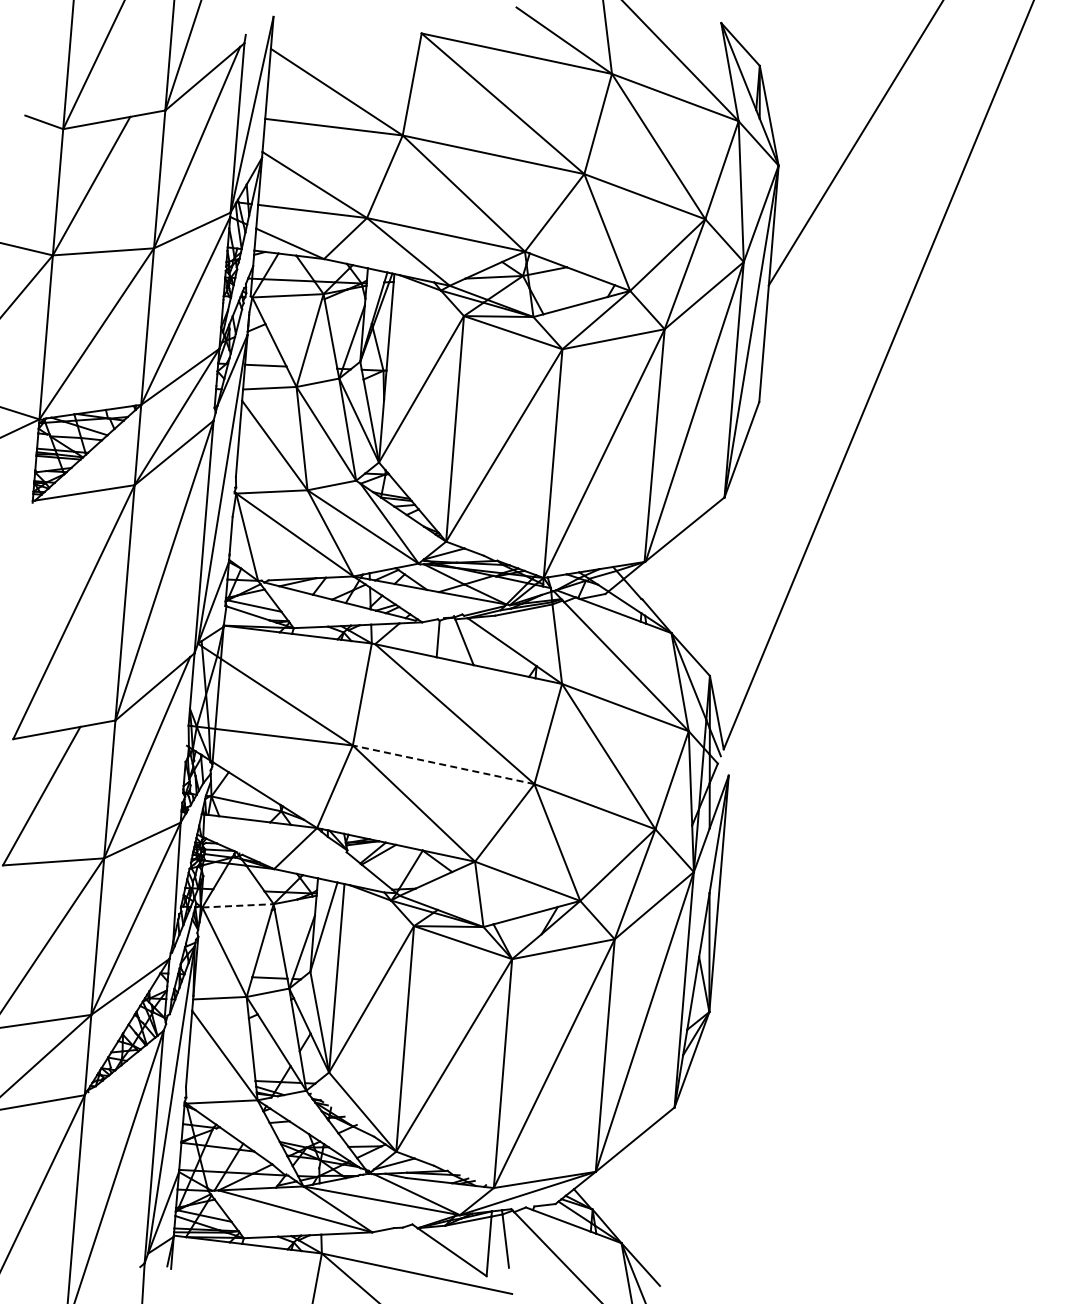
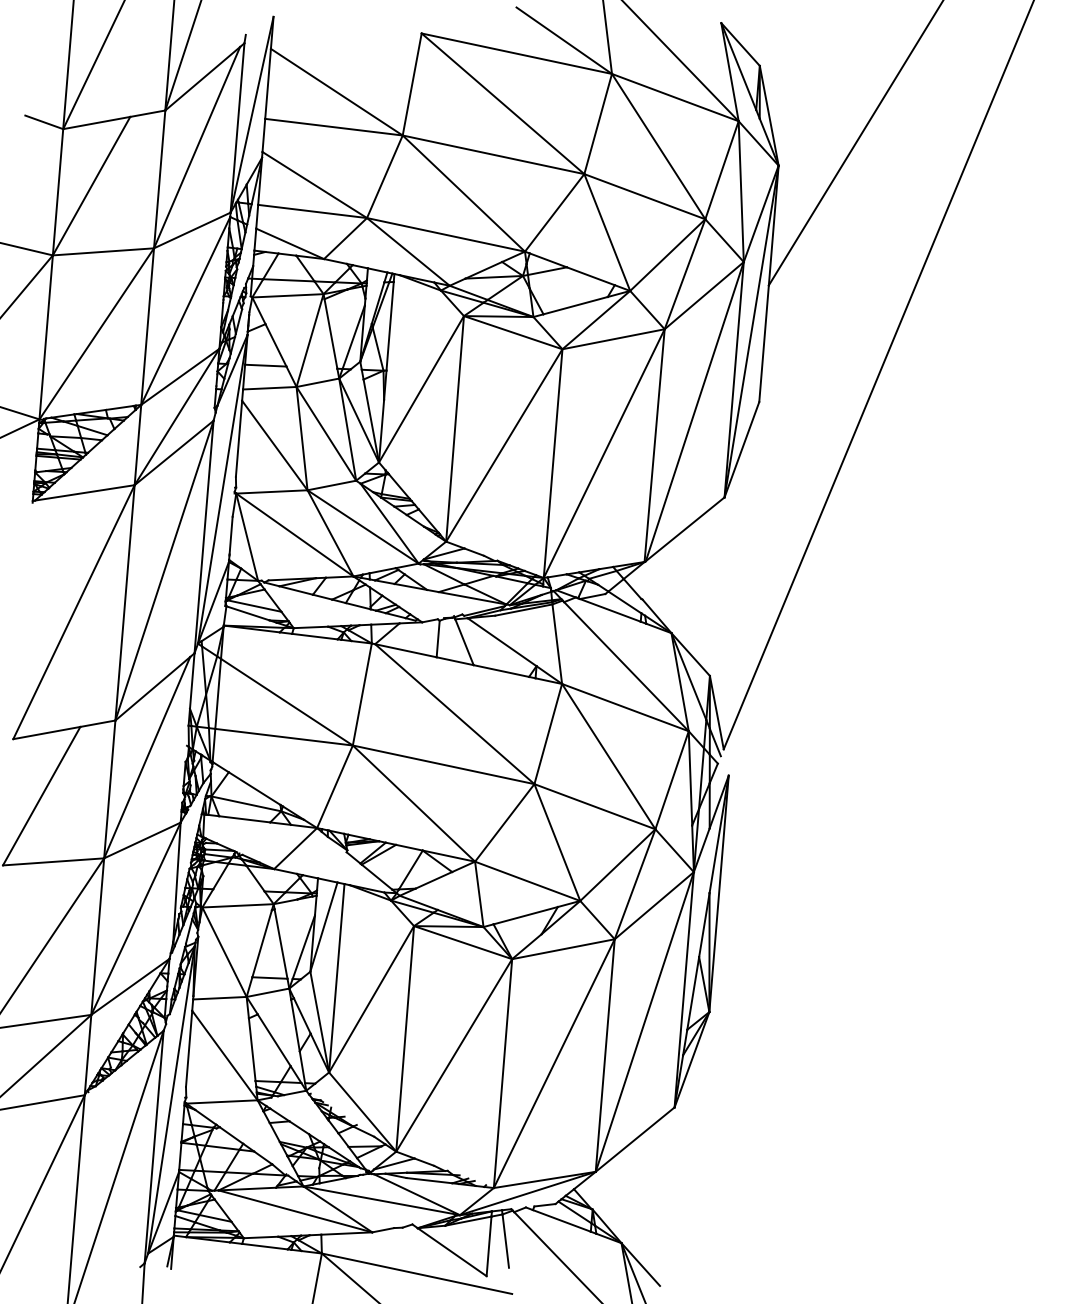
line: dashed -> solid (443, 764)
line: dashed -> solid (238, 905)
